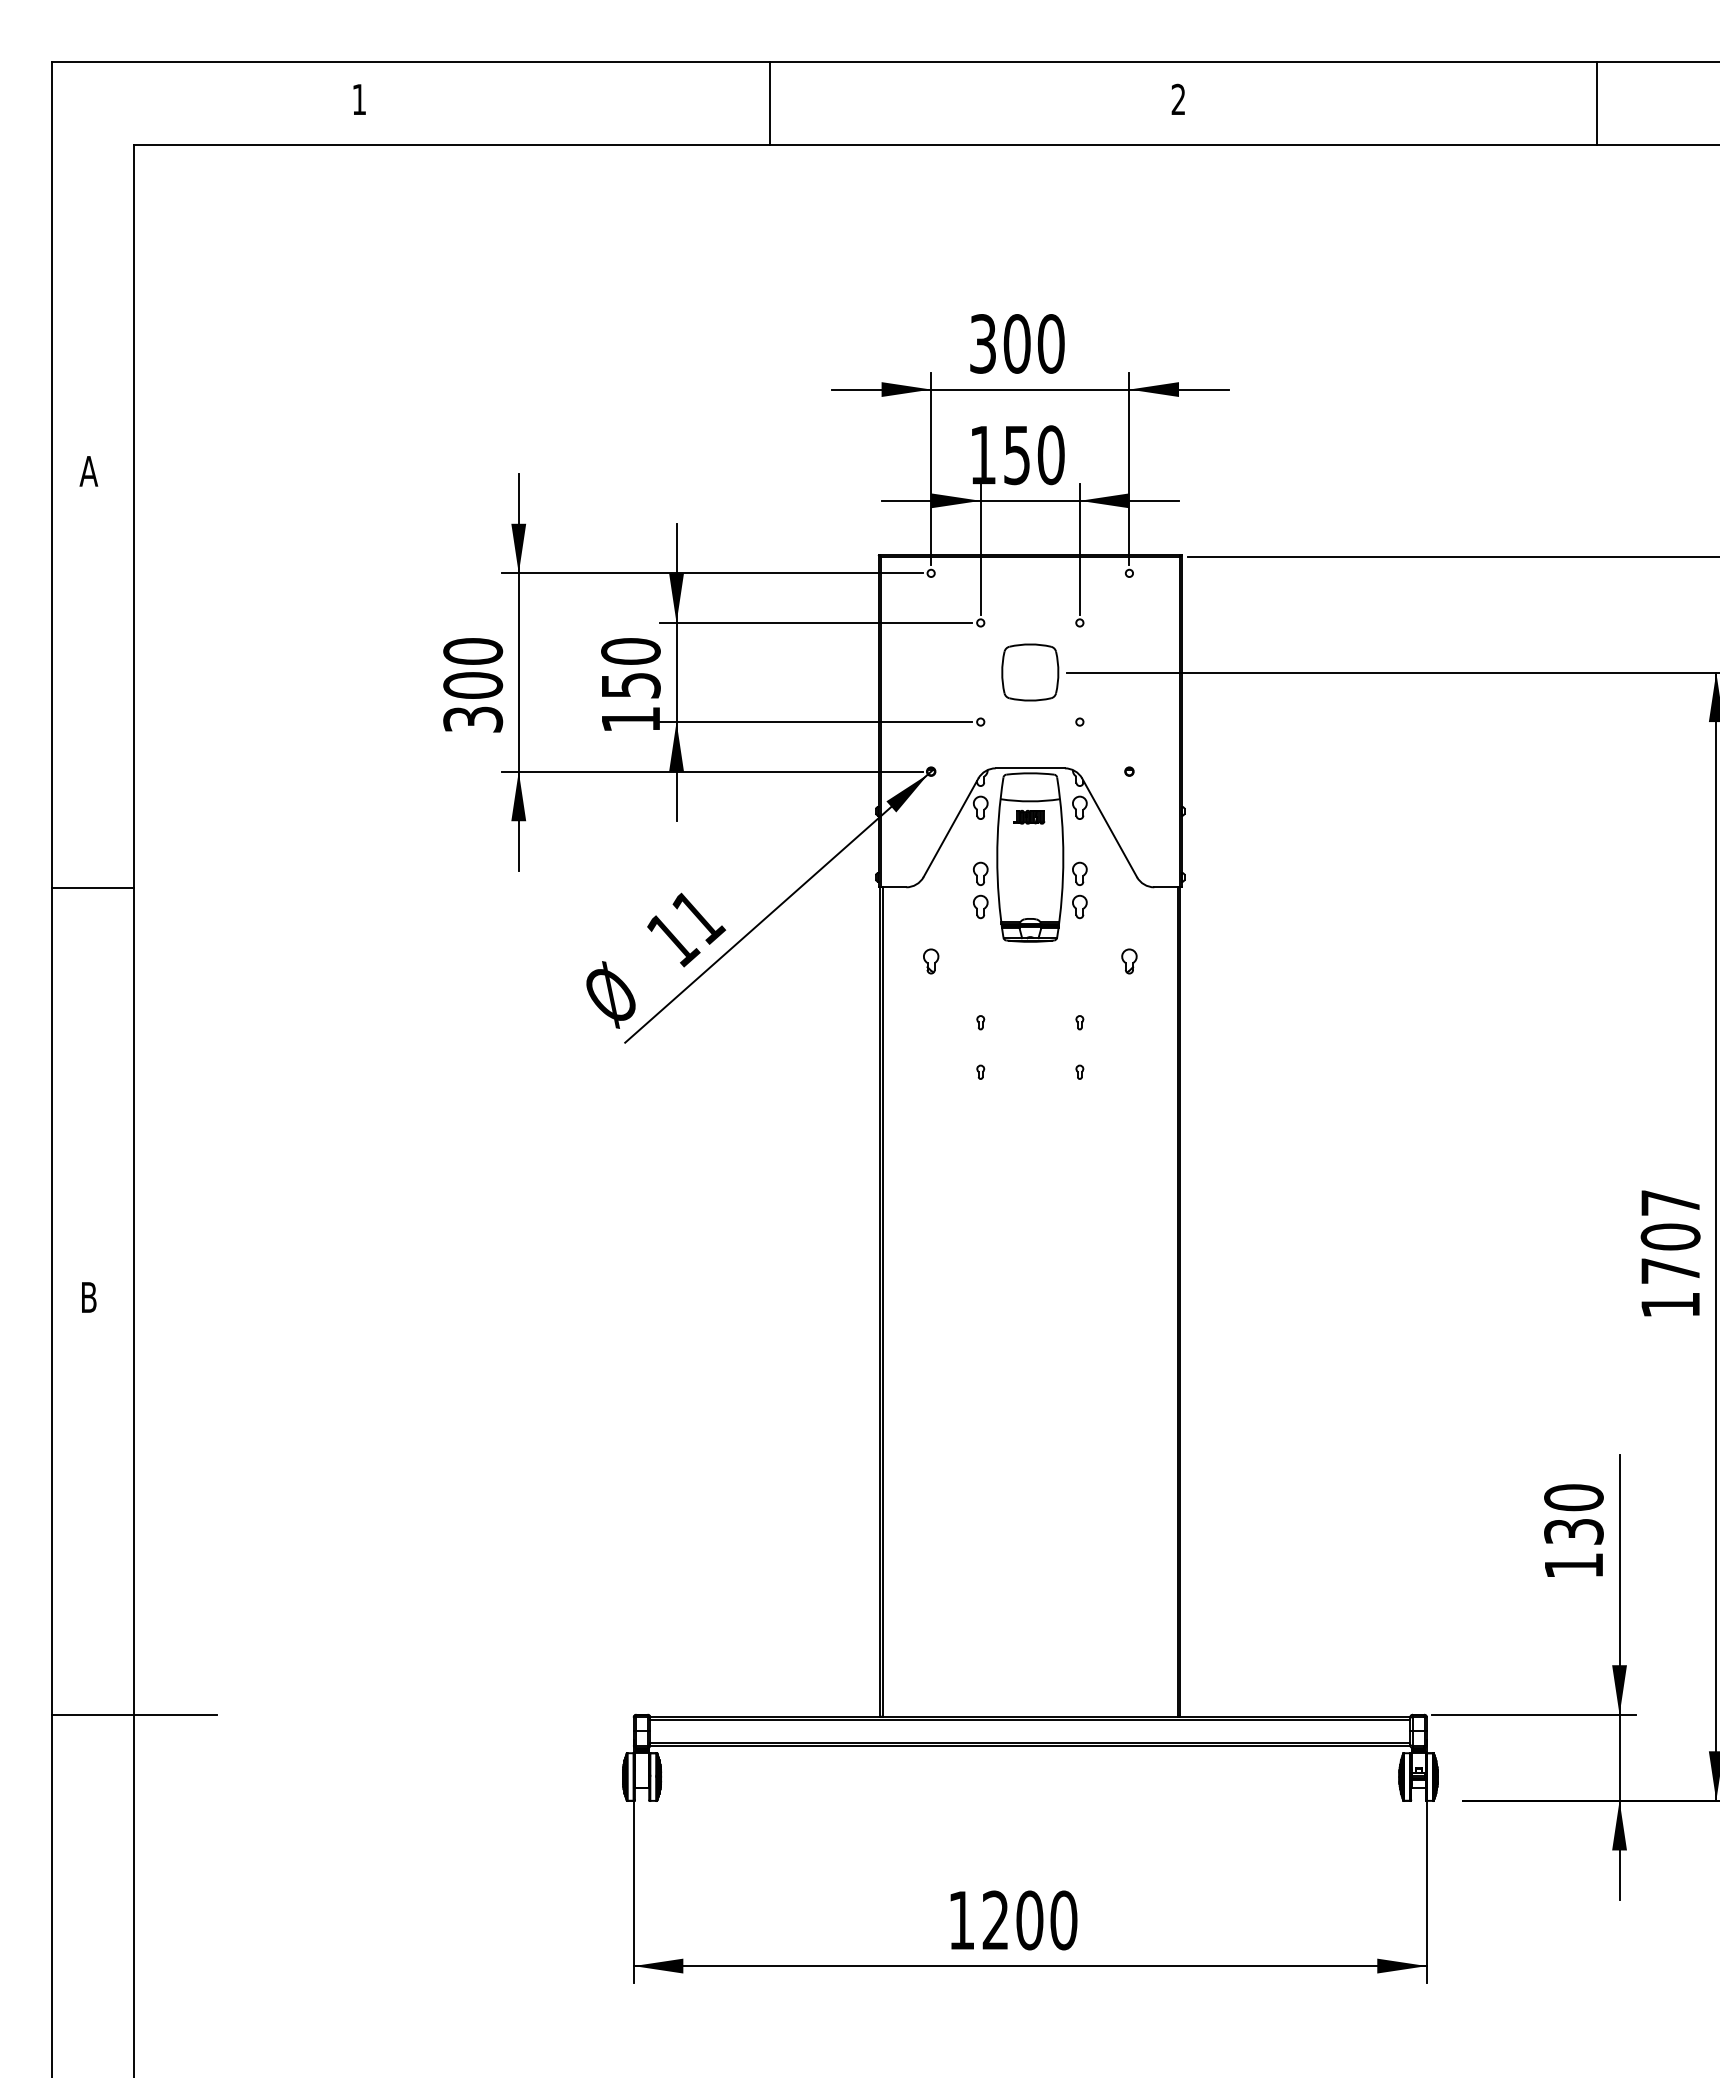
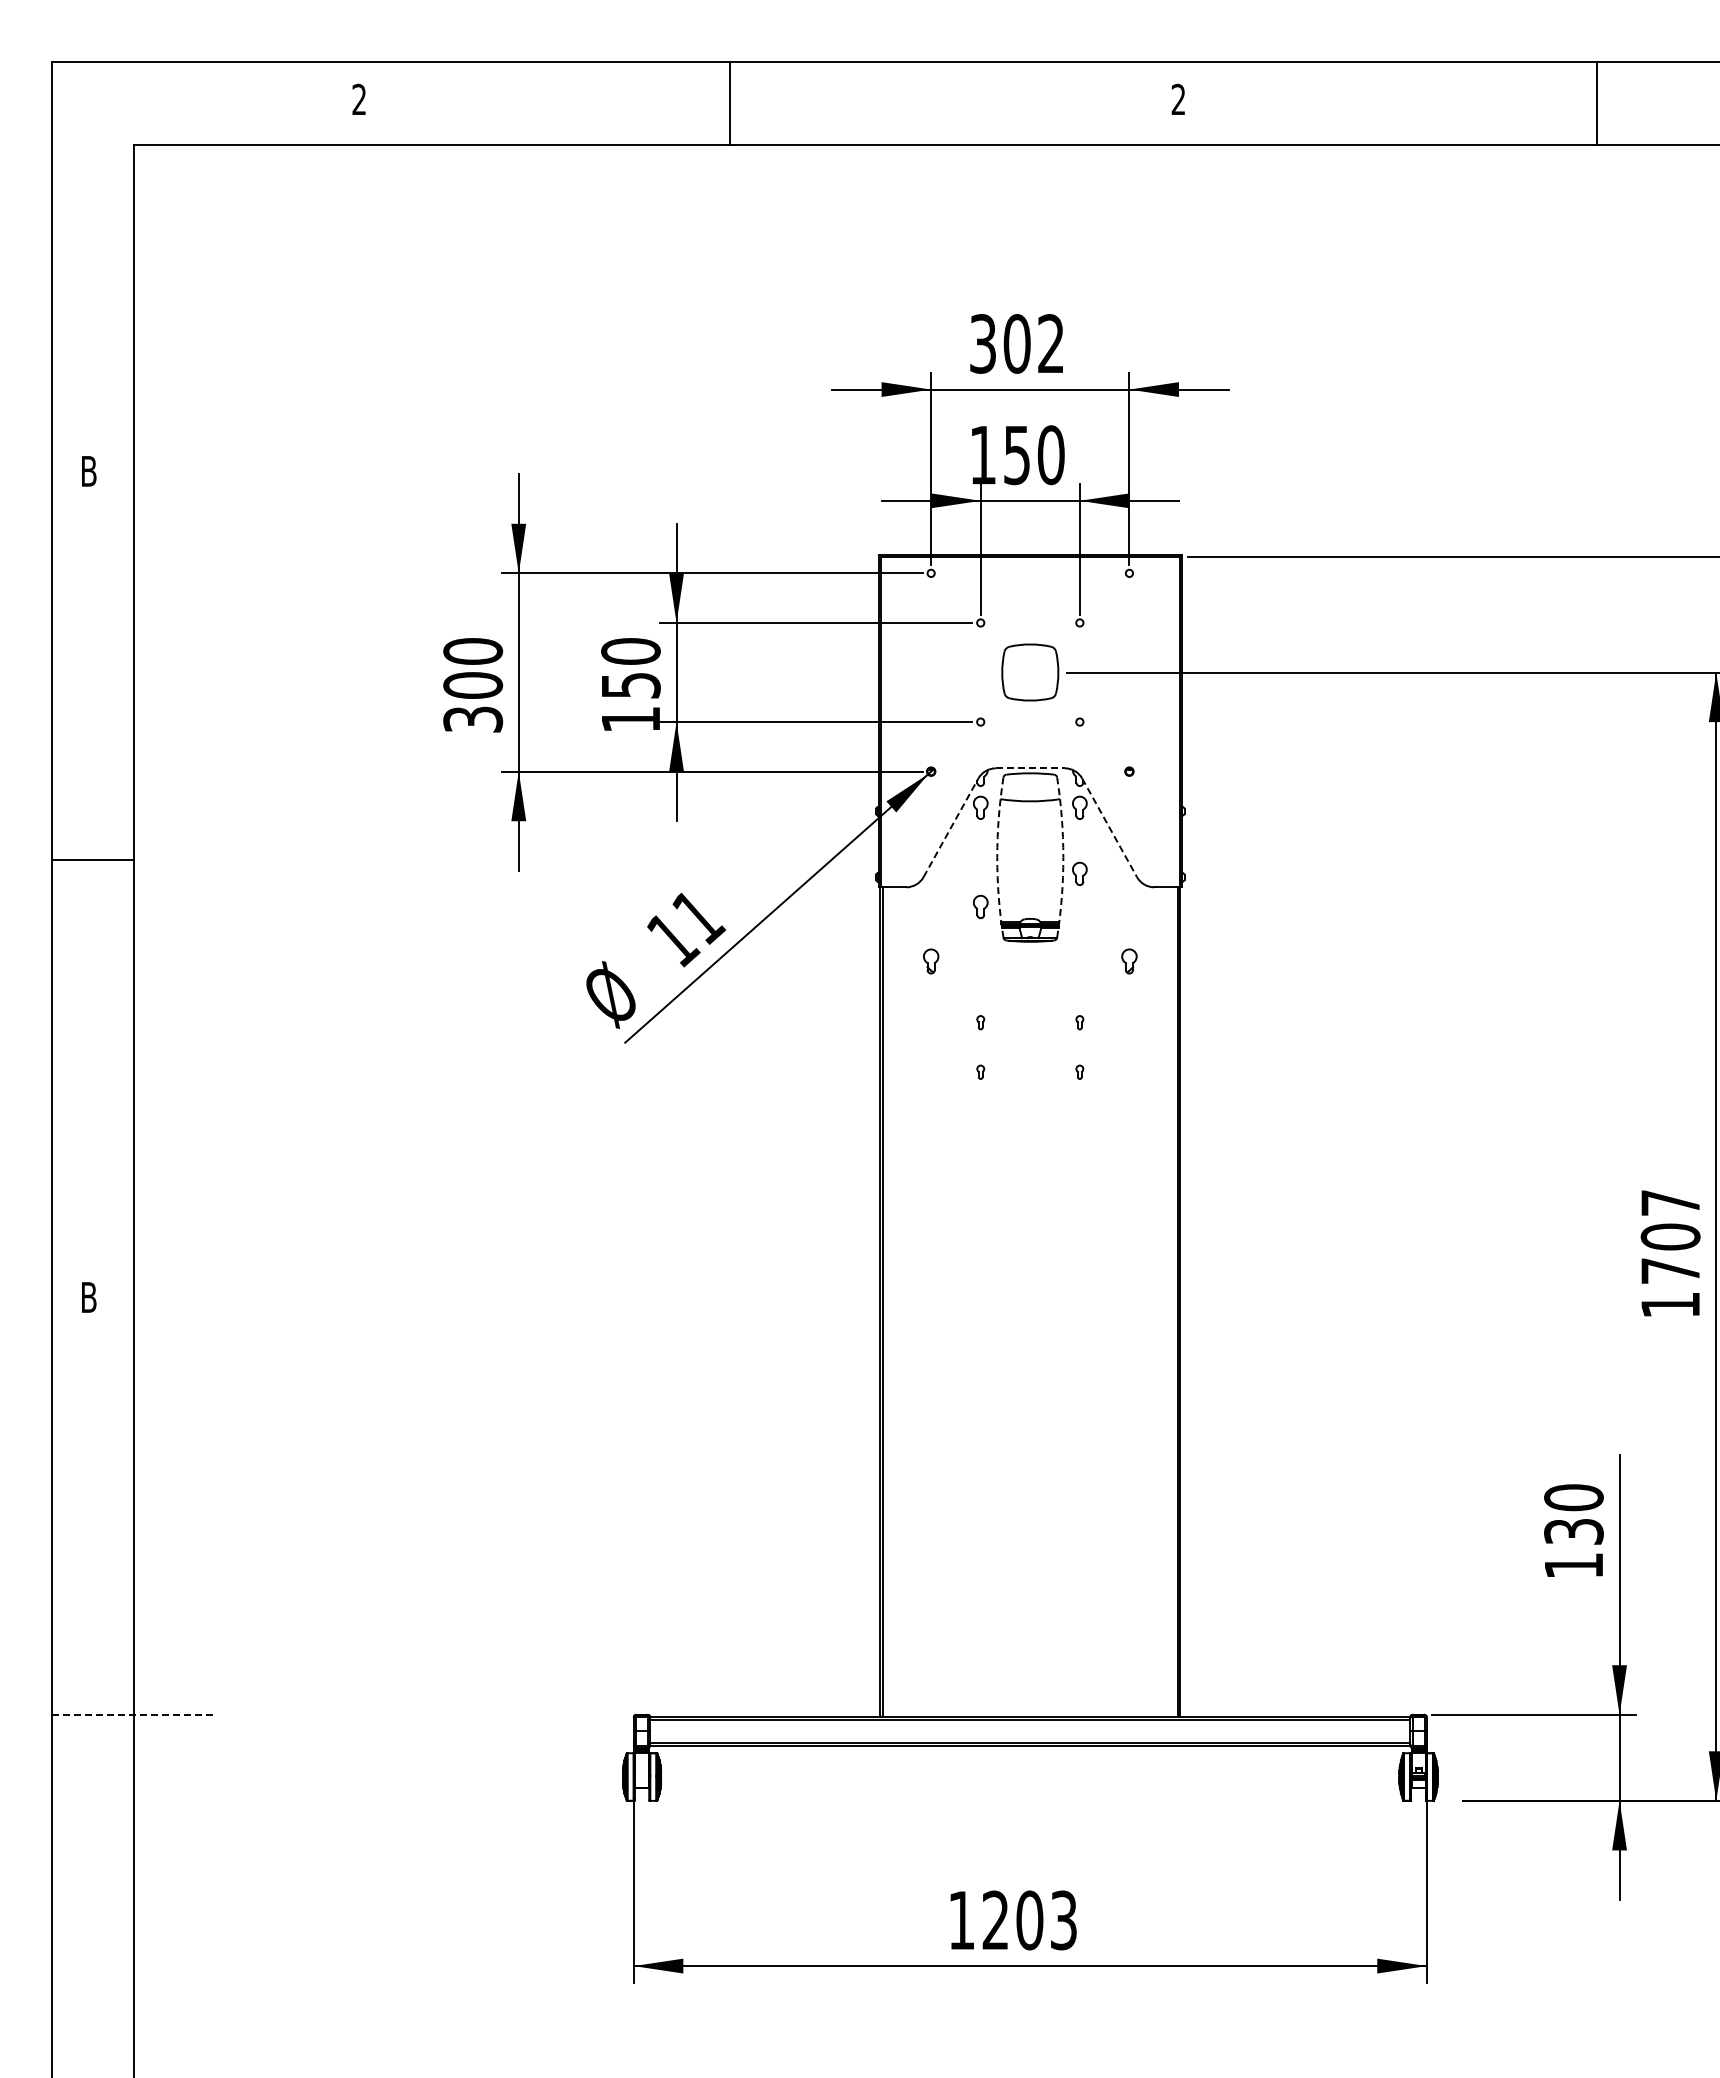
text: 1 -> 2 (358, 98)
line position: (770, 103) -> (730, 103) (730, 103)
text: 300 -> 302 (1050, 343)
text: A -> B (88, 471)
line: solid -> dashed (1030, 768)
part: present -> none (1029, 817)
line: solid -> dashed (951, 827)
line: solid -> dashed (1109, 828)
arc: solid -> dashed (997, 857)
arc: solid -> dashed (1063, 857)
part: present -> none (980, 873)
line position: (92, 888) -> (92, 860) (92, 860)
part: present -> none (1079, 906)
line: solid -> dashed (134, 1714)
text: 1200 -> 1203 (1063, 1920)
